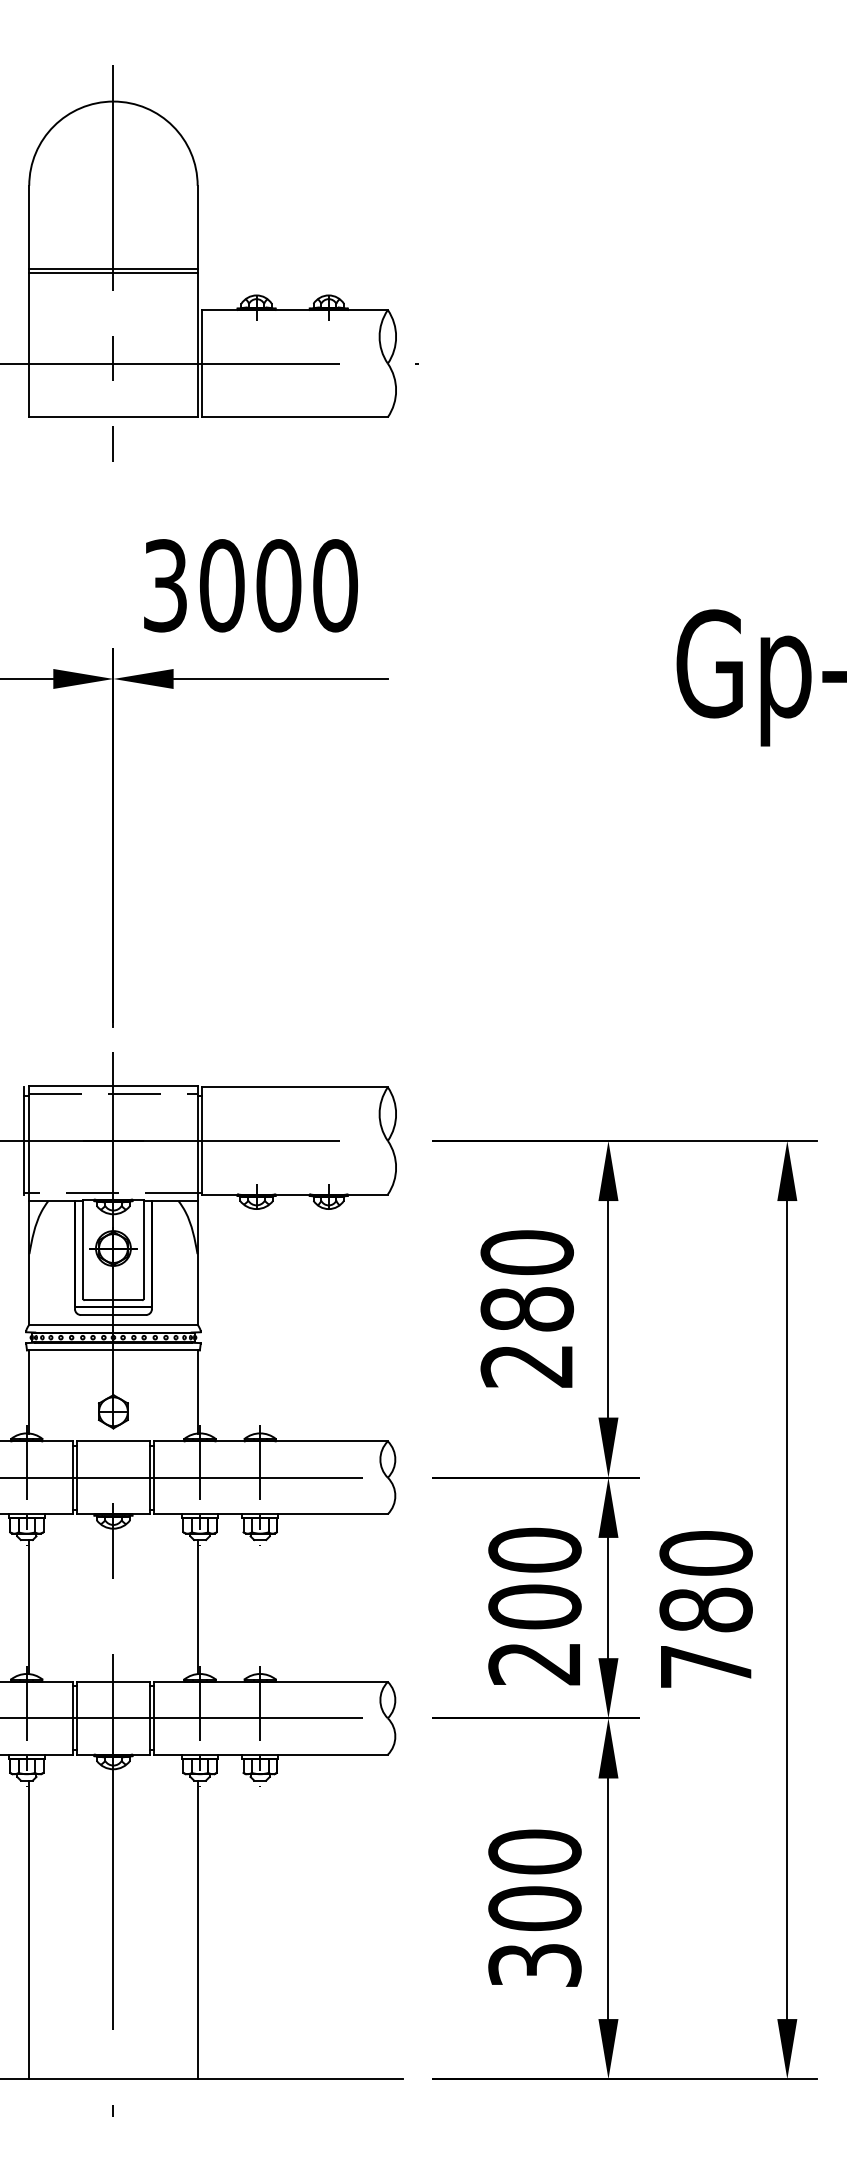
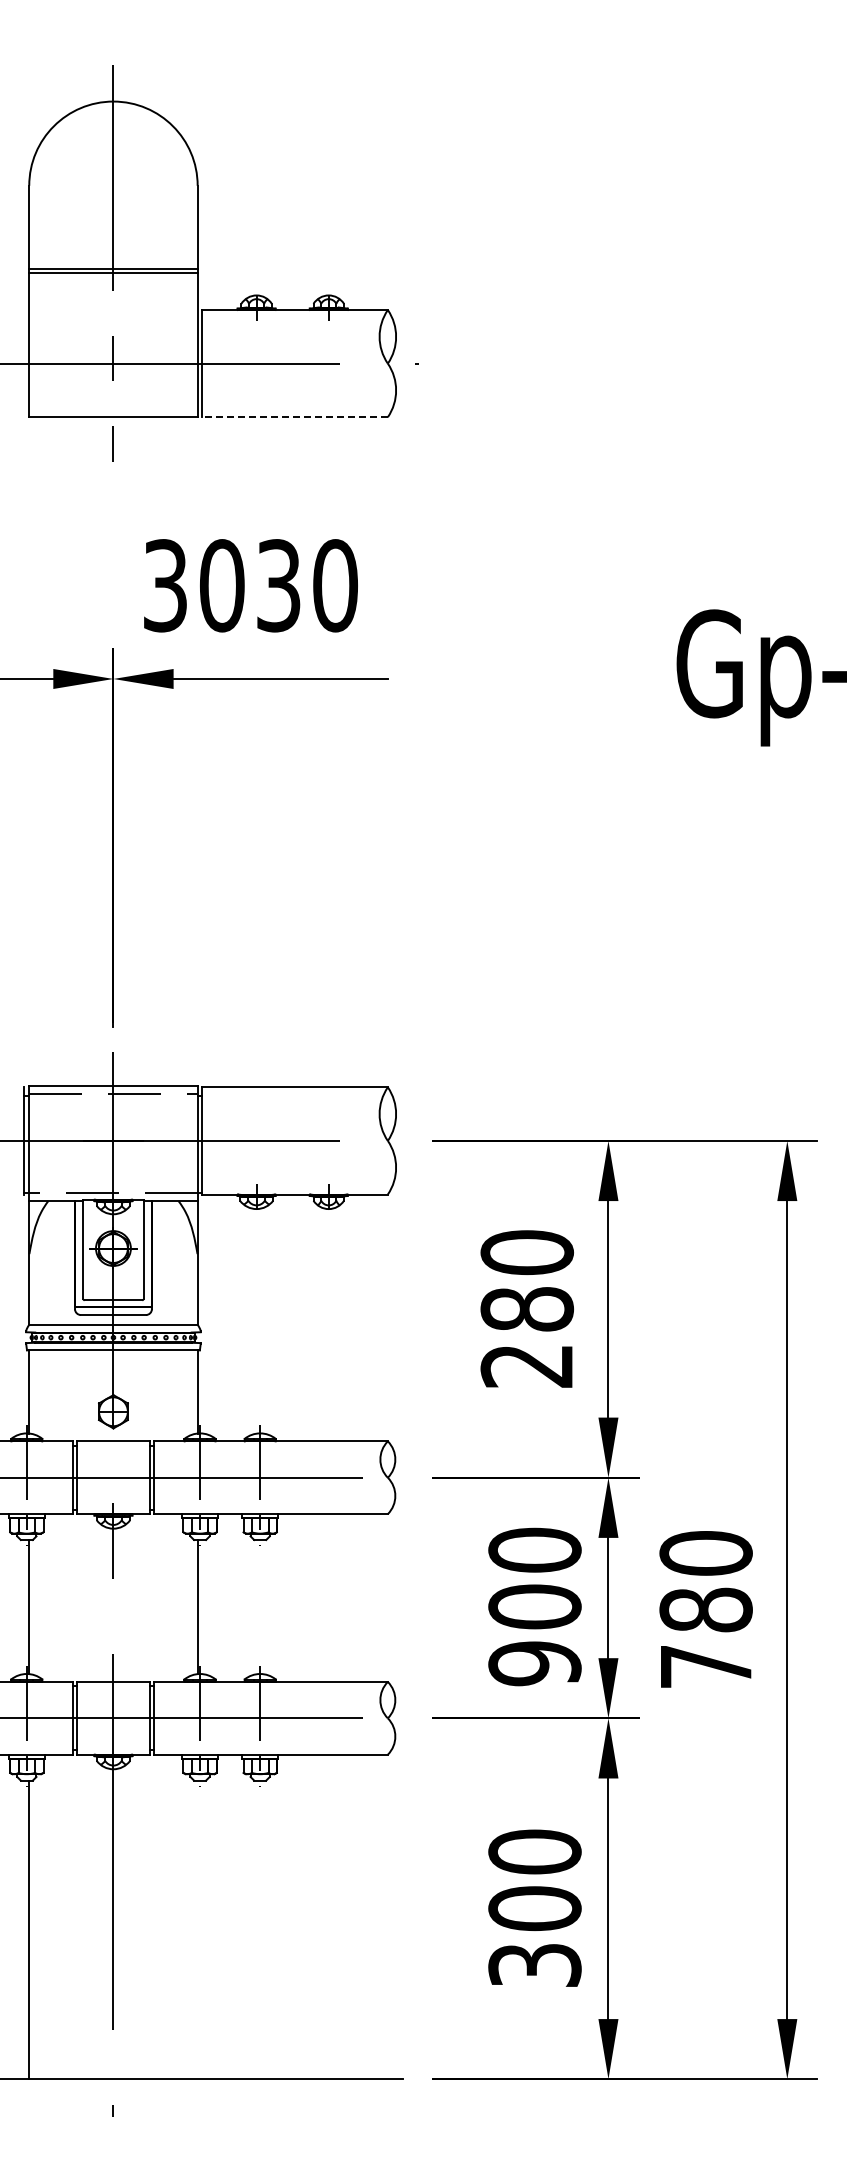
line: solid -> dashed (295, 417)
text: 3000 -> 3030 (278, 585)
text: 200 -> 900 (534, 1663)
line: present -> none (197, 1929)
